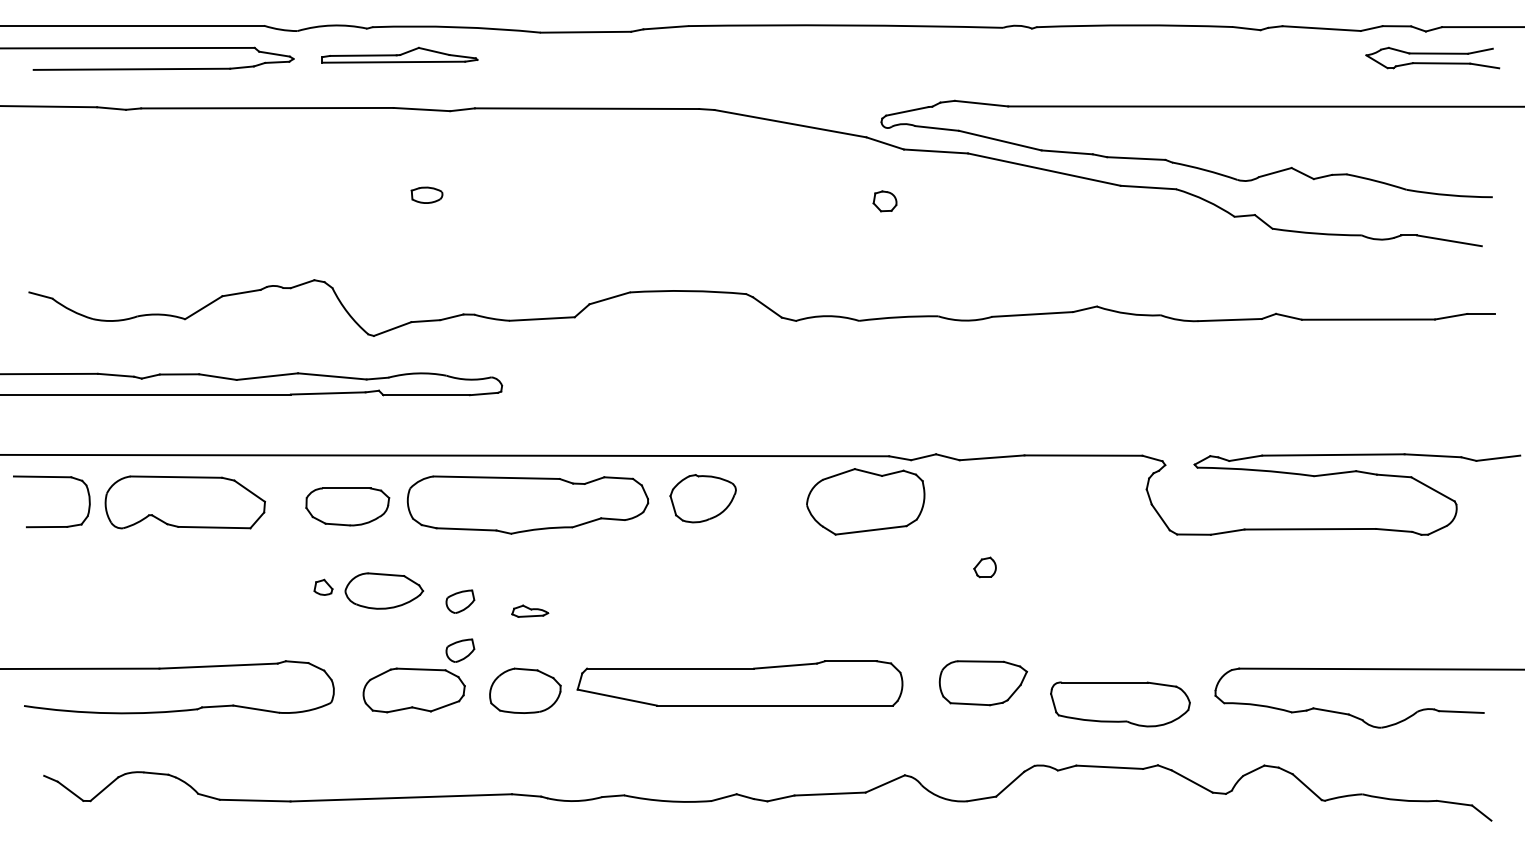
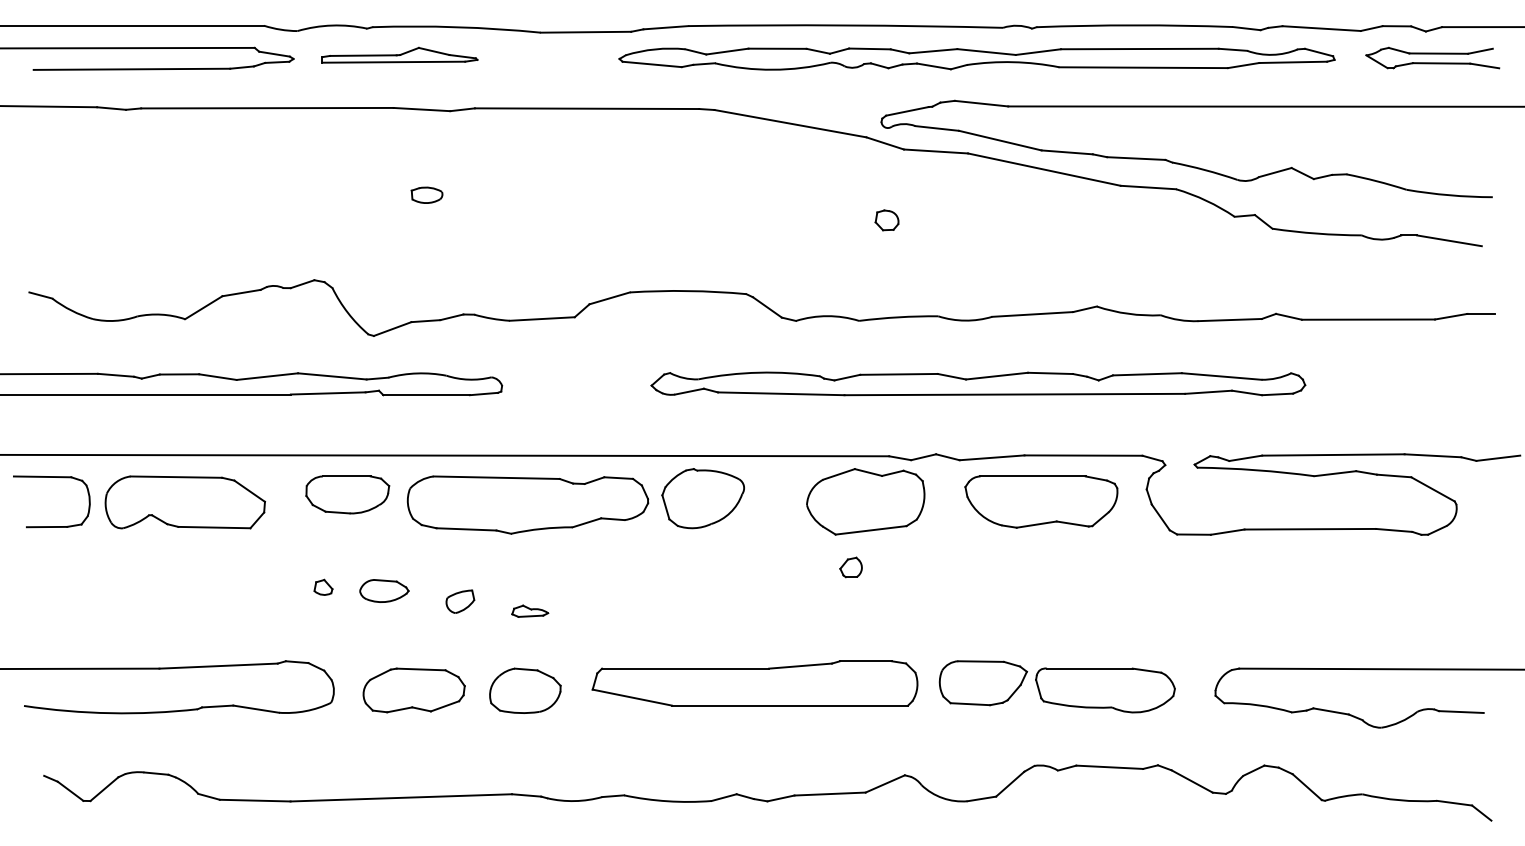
part: none -> present (976, 58)
part position: (884, 201) -> (886, 220) (886, 220)
part: none -> present (978, 383)
part size: 68x50 px -> 84x62 px (702, 498)
part: none -> present (1041, 501)
part position: (347, 506) -> (347, 494) (347, 494)
part position: (984, 567) -> (850, 567) (850, 567)
part size: 81x38 px -> 51x24 px (384, 590)
part: present -> none (460, 650)
part position: (739, 683) -> (754, 683) (754, 683)
part position: (1120, 704) -> (1105, 690) (1105, 690)
